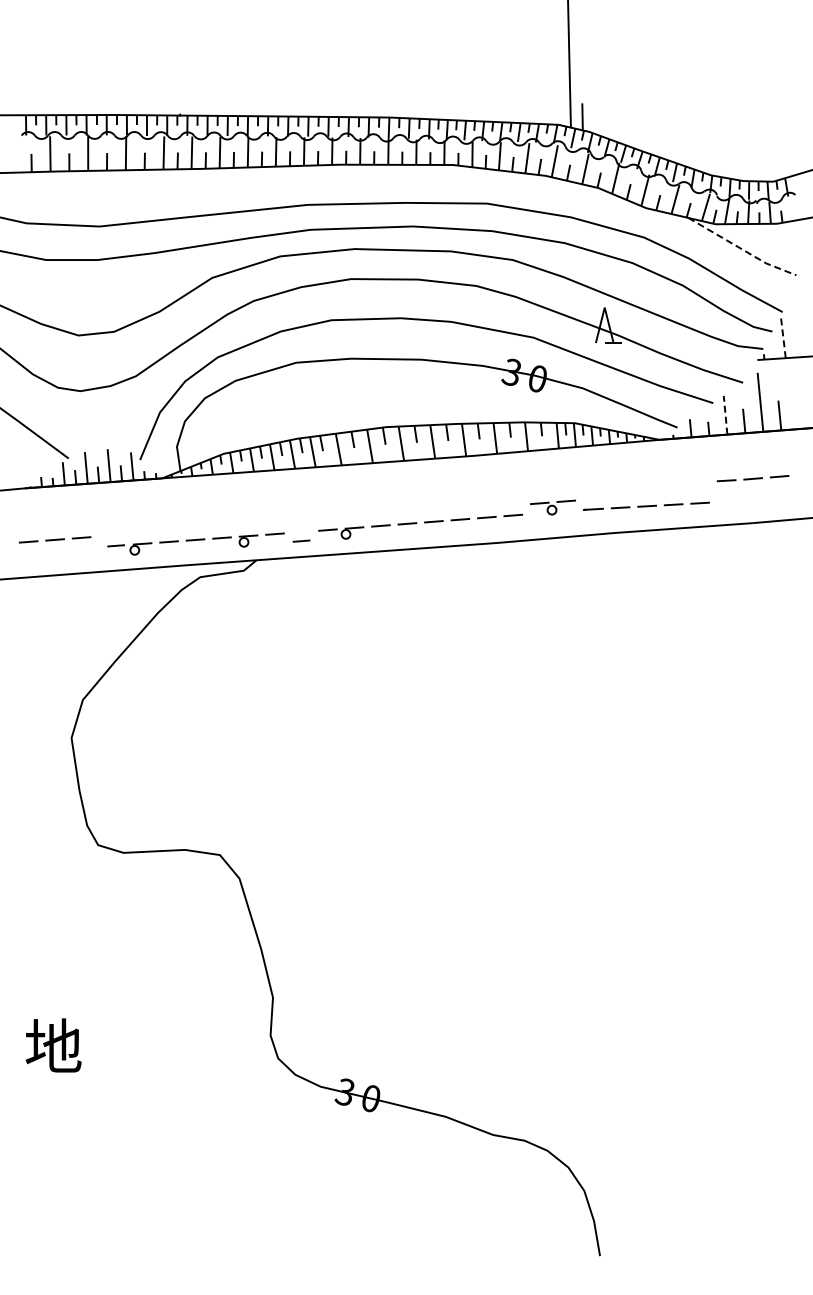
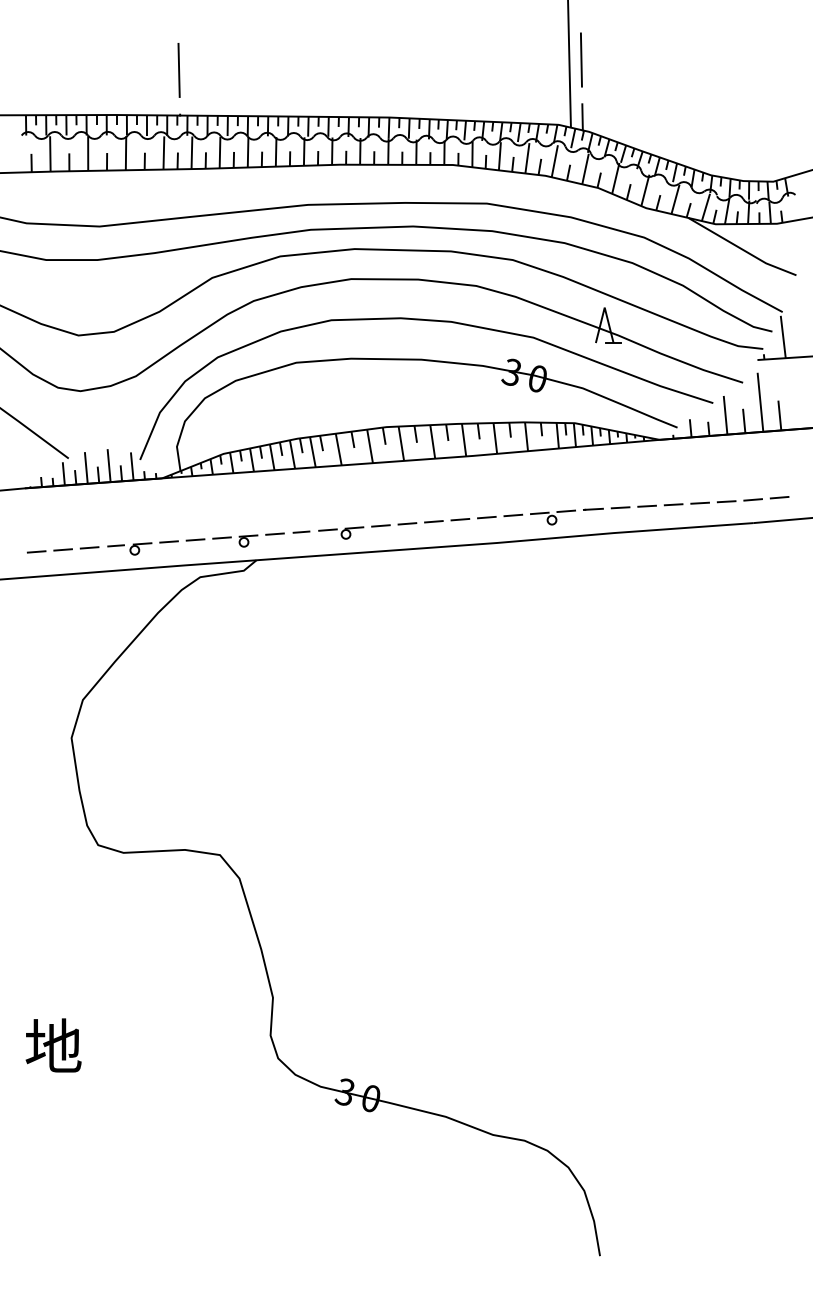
line: none -> present (580, 59)
line: none -> present (178, 69)
line: dashed -> solid (742, 249)
line: dashed -> solid (783, 336)
line: dashed -> solid (725, 414)
part position: (753, 478) -> (753, 499) (753, 499)
part position: (552, 507) -> (552, 517) (552, 517)
line position: (54, 539) -> (62, 549) (62, 549)
line position: (301, 540) -> (301, 531) (301, 531)
